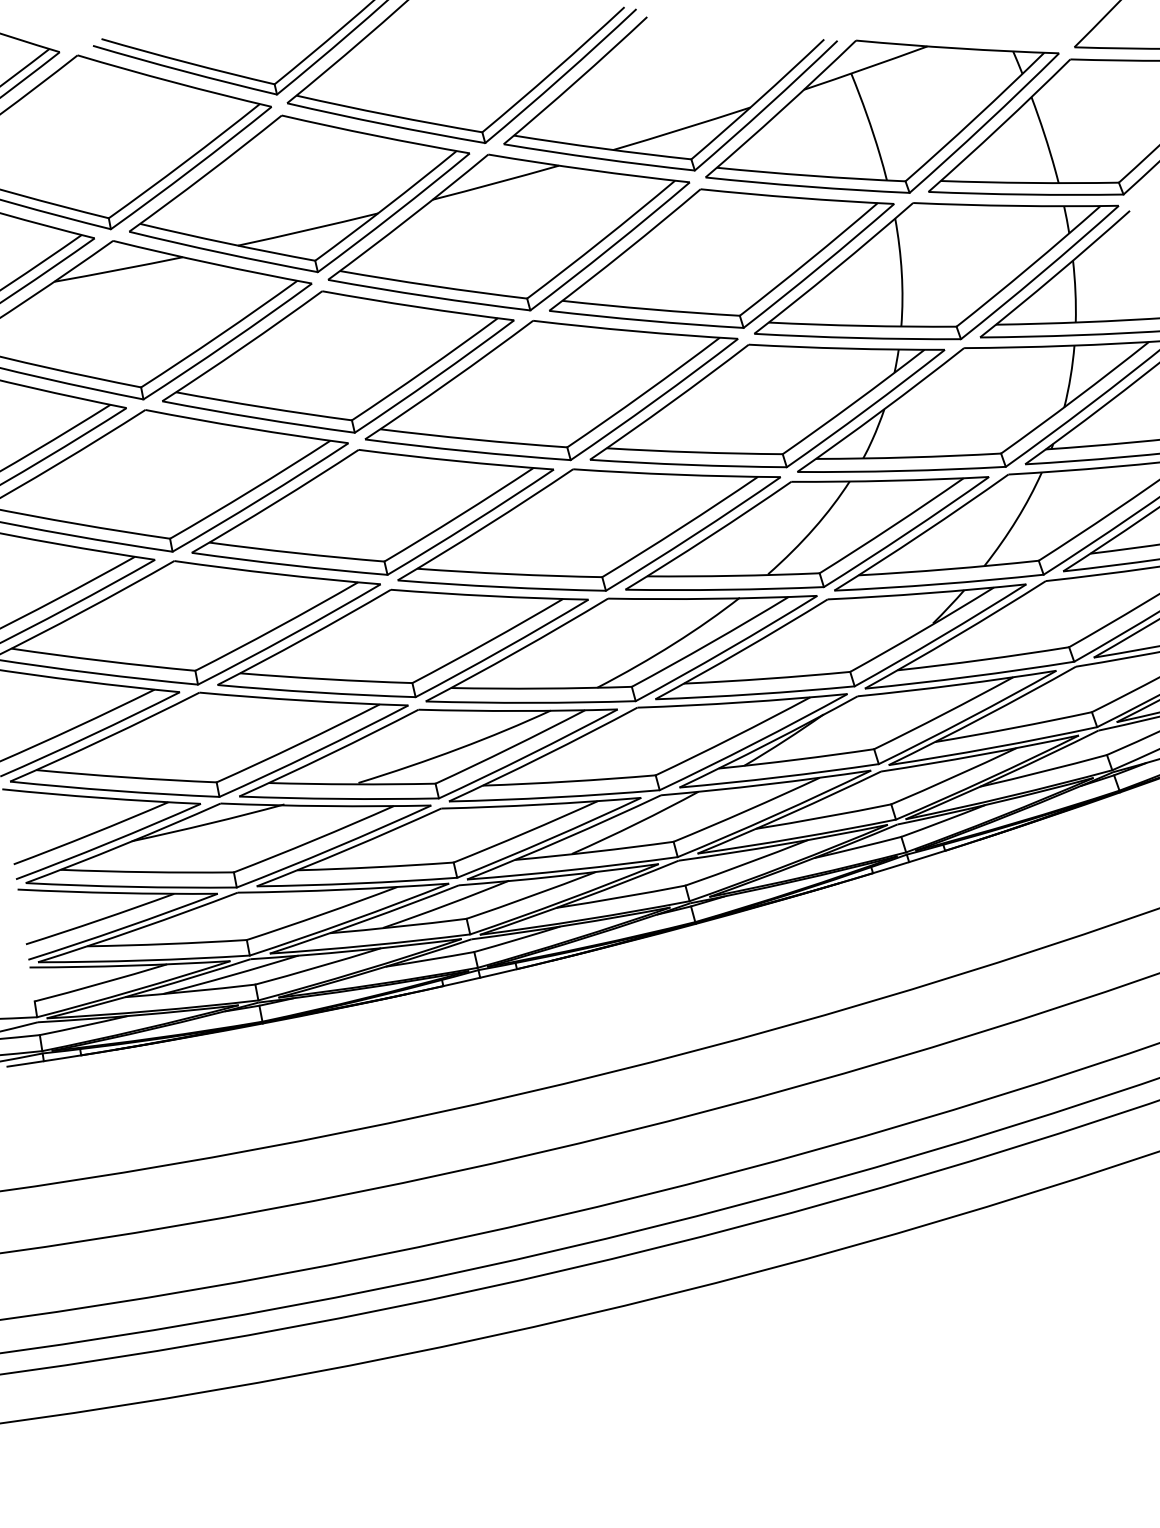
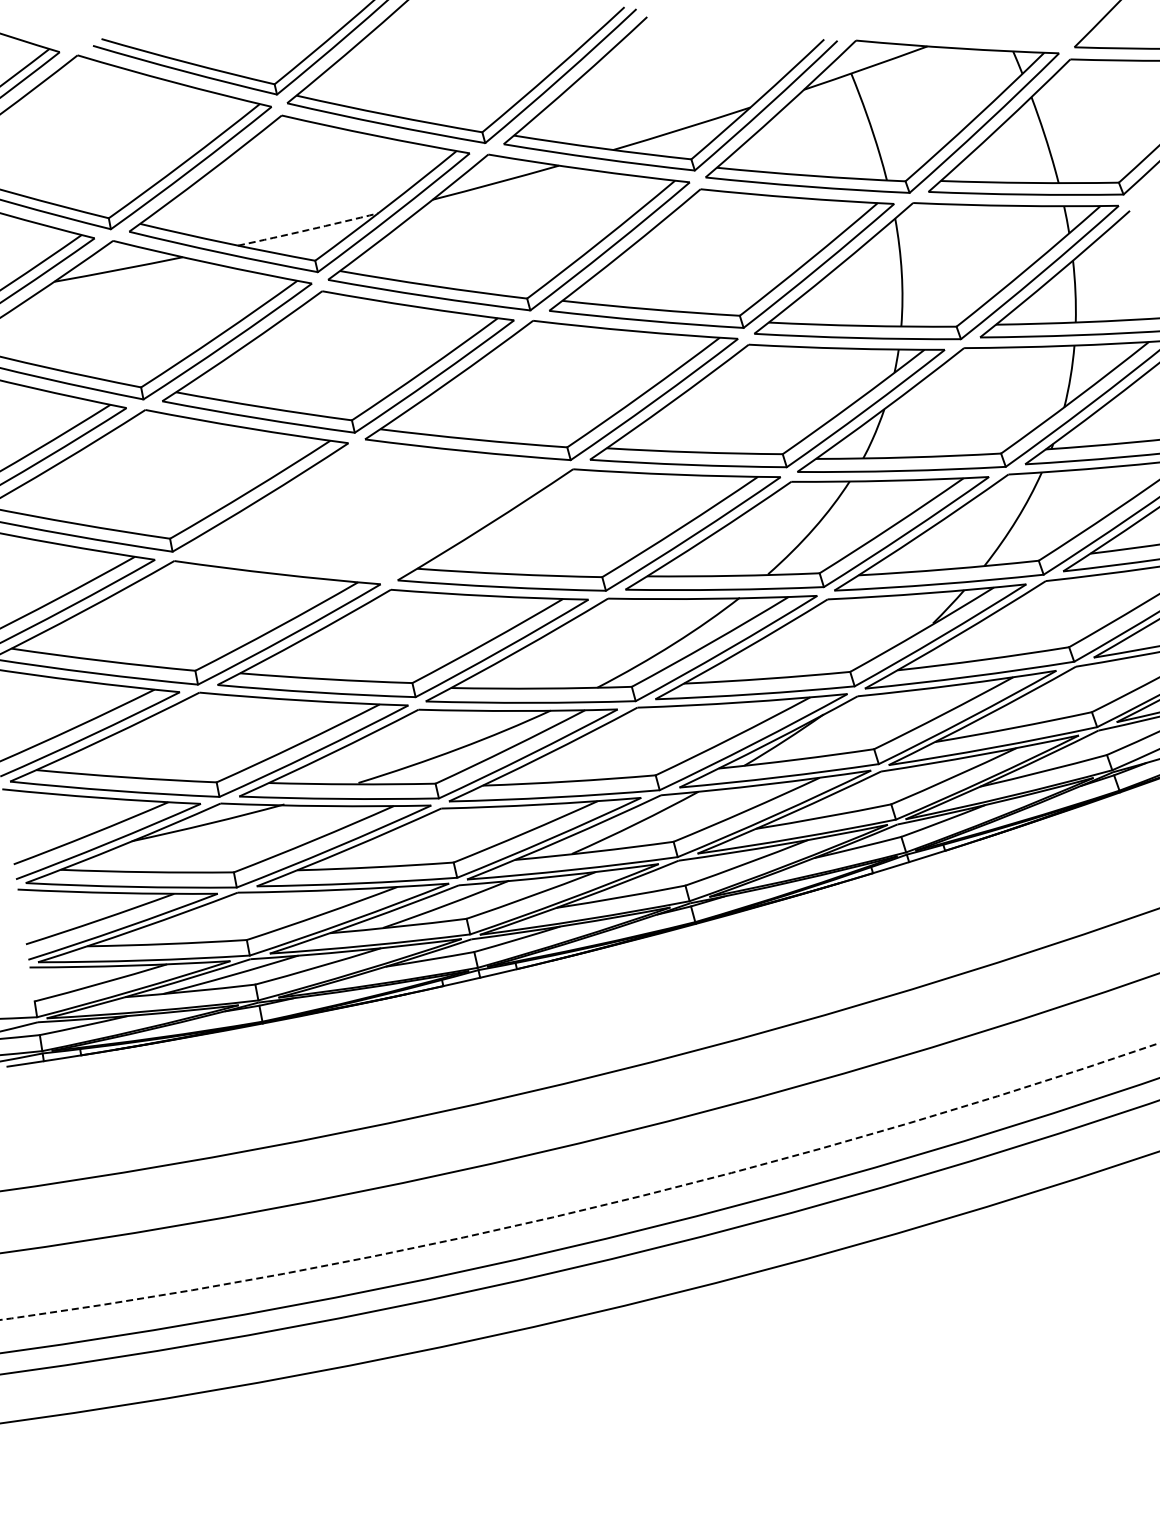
arc: solid -> dashed (308, 230)
part: present -> none (372, 512)
arc: solid -> dashed (587, 1209)
